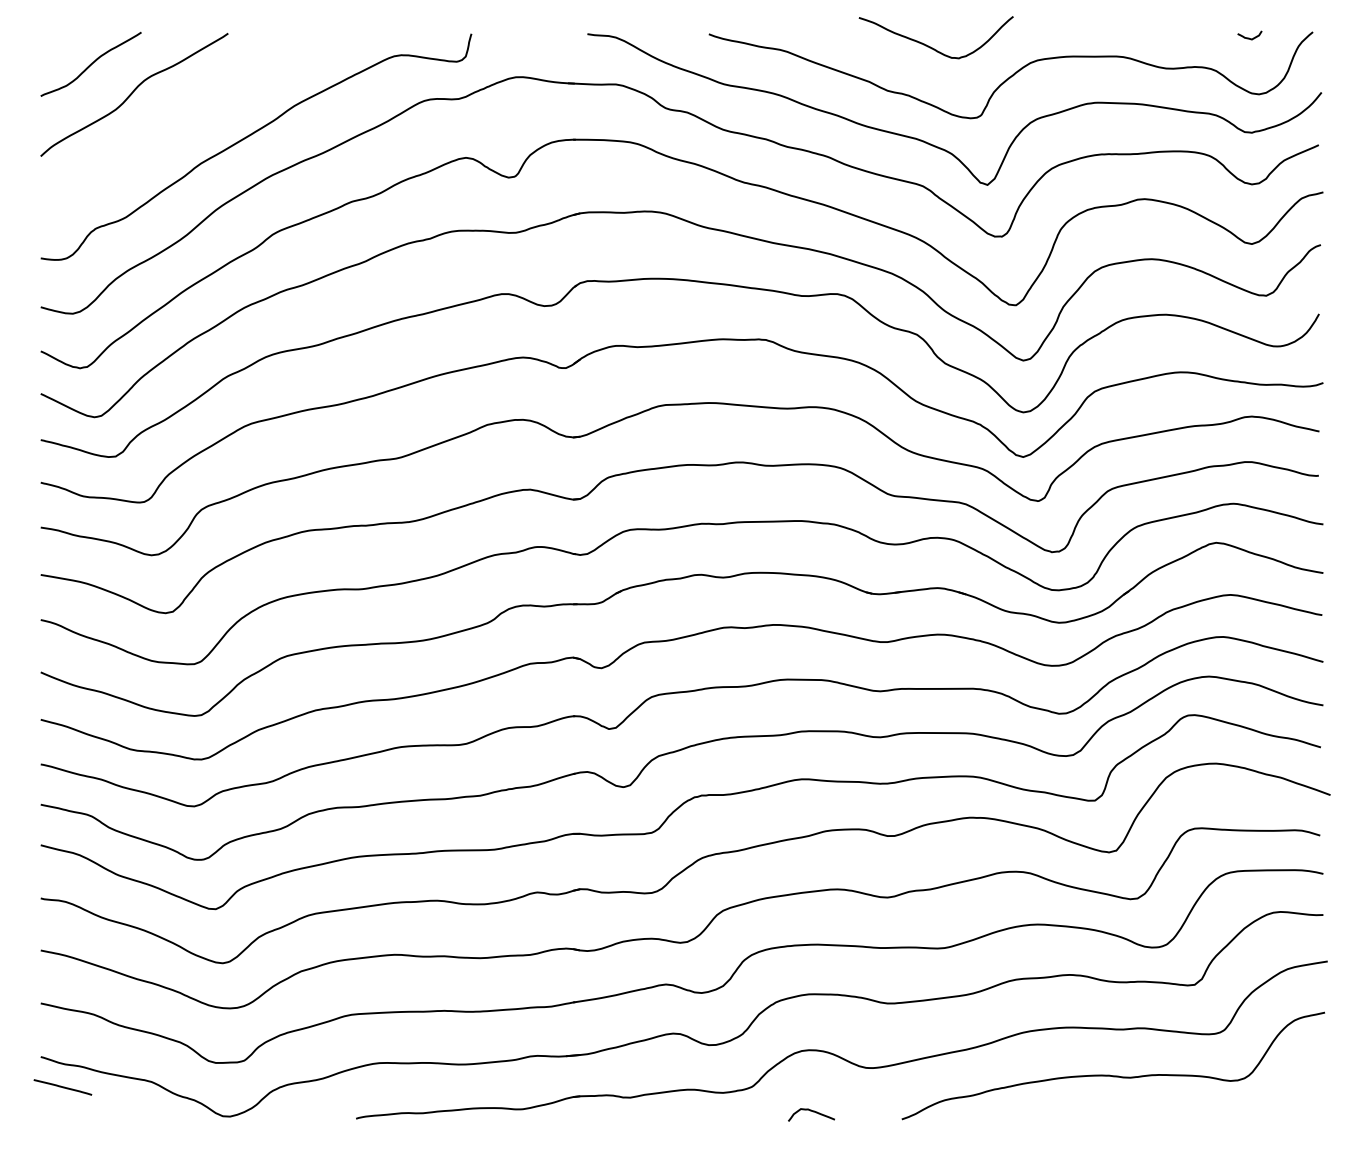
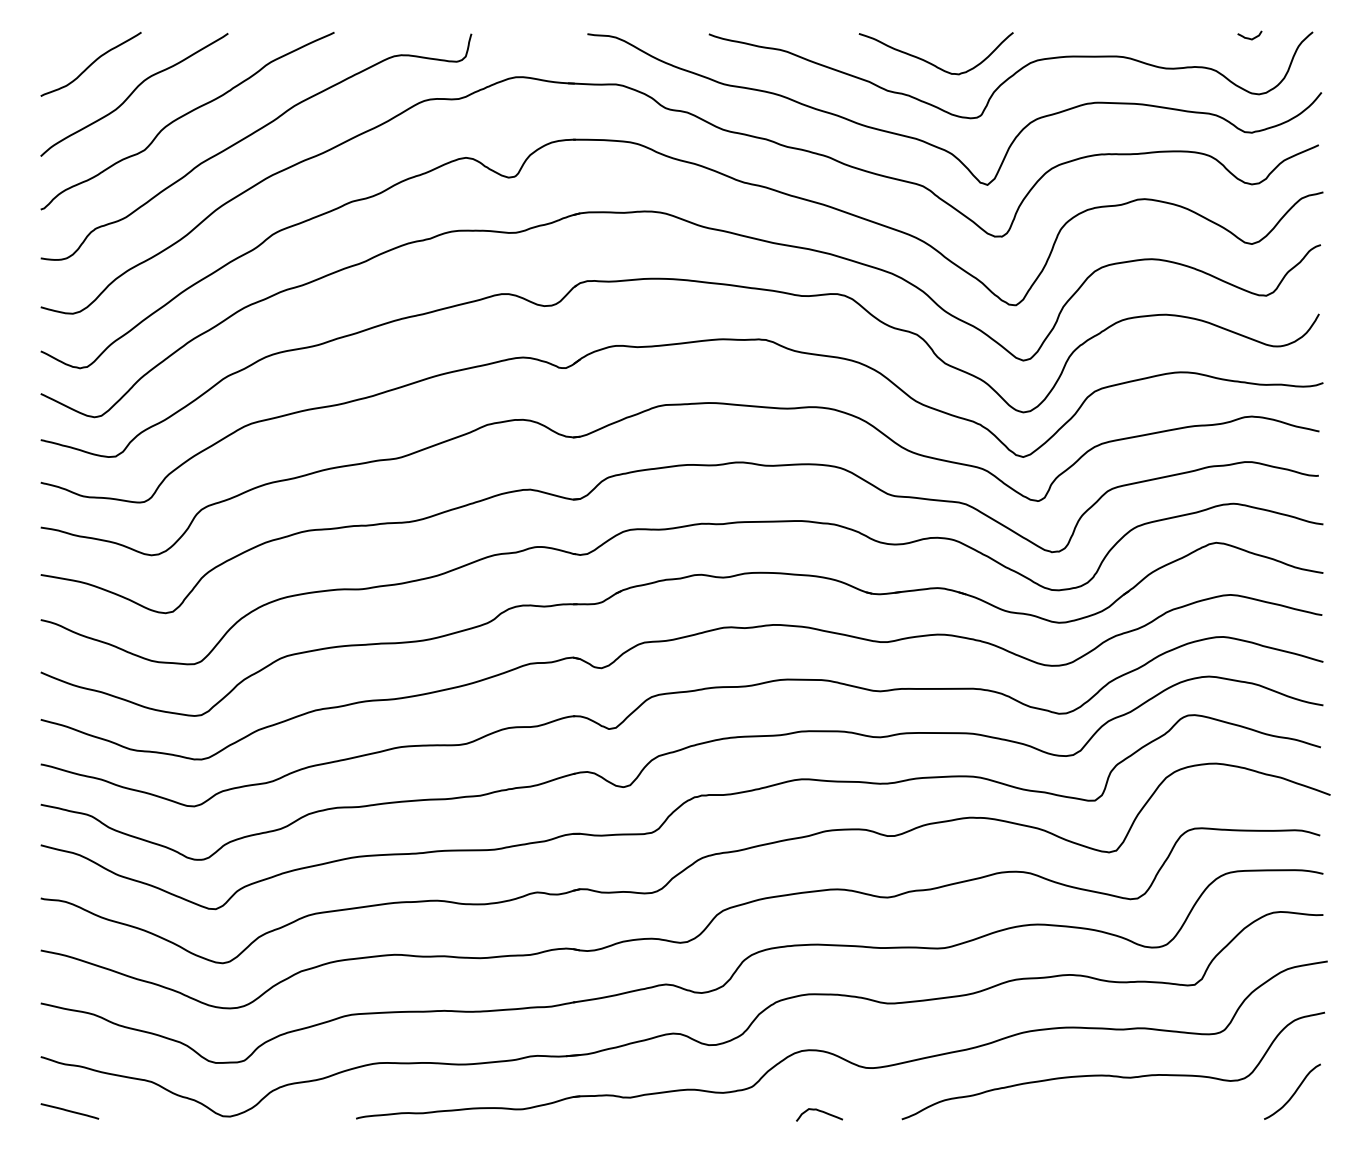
curve position: (930, 46) -> (930, 62) (930, 62)
curve: none -> present (184, 116)
line position: (62, 1087) -> (69, 1111) (69, 1111)
curve: none -> present (1294, 1091)
curve position: (813, 1112) -> (821, 1112) (821, 1112)
